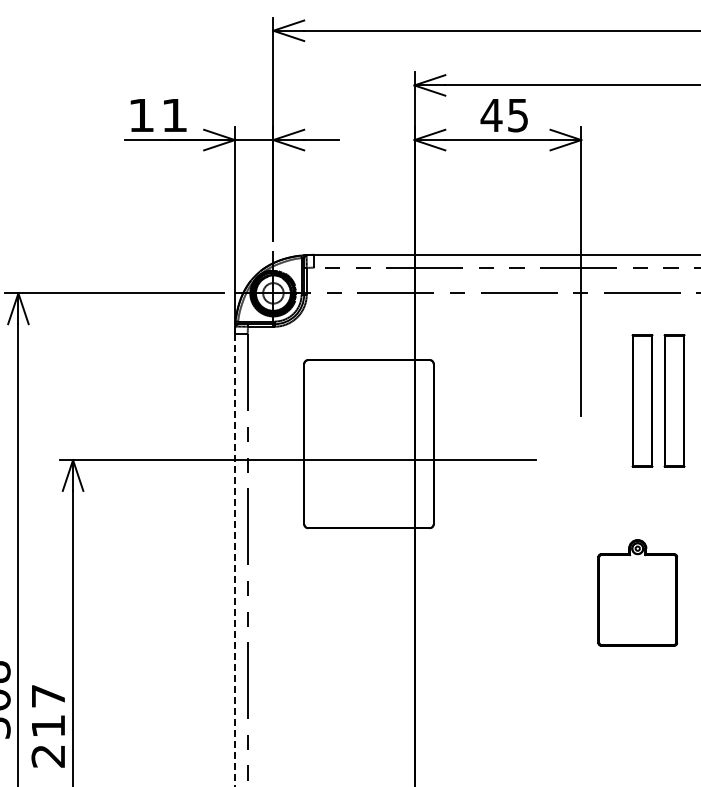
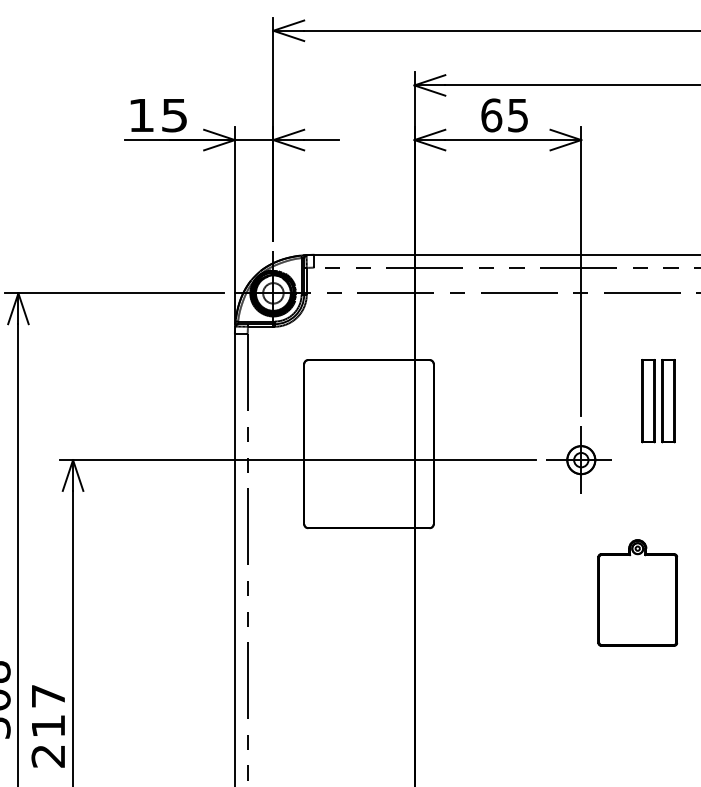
text: 11 -> 15 (174, 115)
text: 45 -> 65 (491, 115)
part size: 55x134 px -> 35x85 px (658, 401)
part: none -> present (578, 459)
line: dashed -> solid (234, 560)
